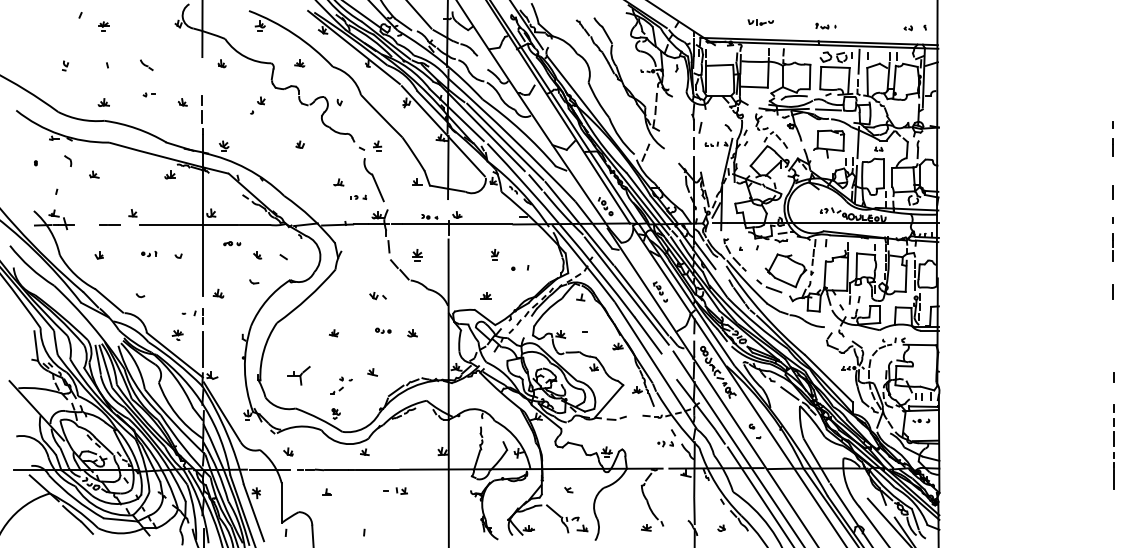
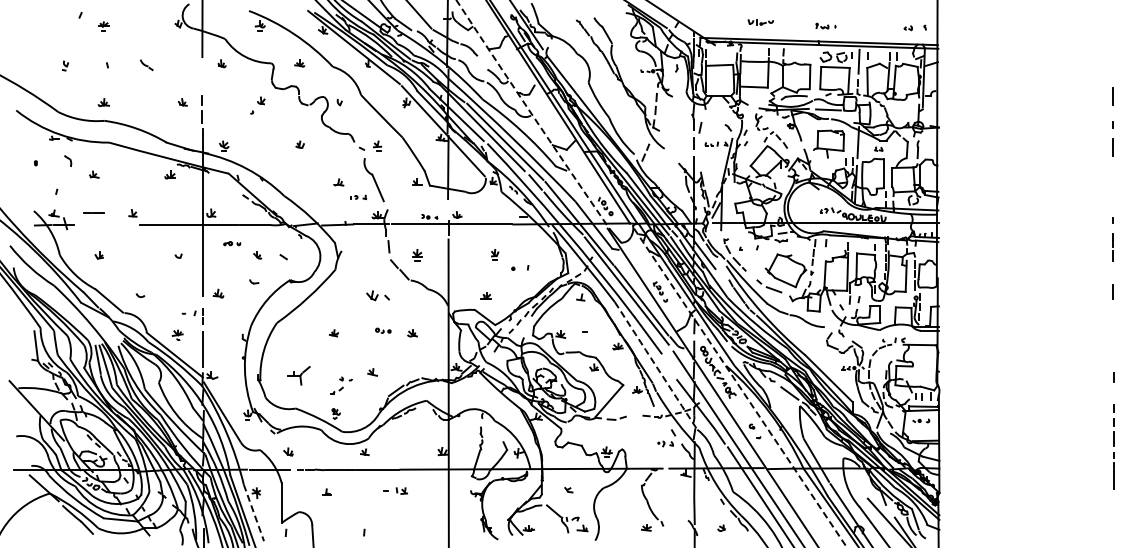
part: present -> none (148, 94)
line: none -> present (1112, 96)
arc: solid -> dashed (532, 115)
line: present -> none (1112, 192)
line position: (109, 224) -> (93, 212) (93, 212)
part: present -> none (149, 254)
part size: 18x9 px -> 25x12 px (378, 295)
arc: solid -> dashed (656, 366)
line: solid -> dashed (740, 388)
line: solid -> dashed (254, 513)
